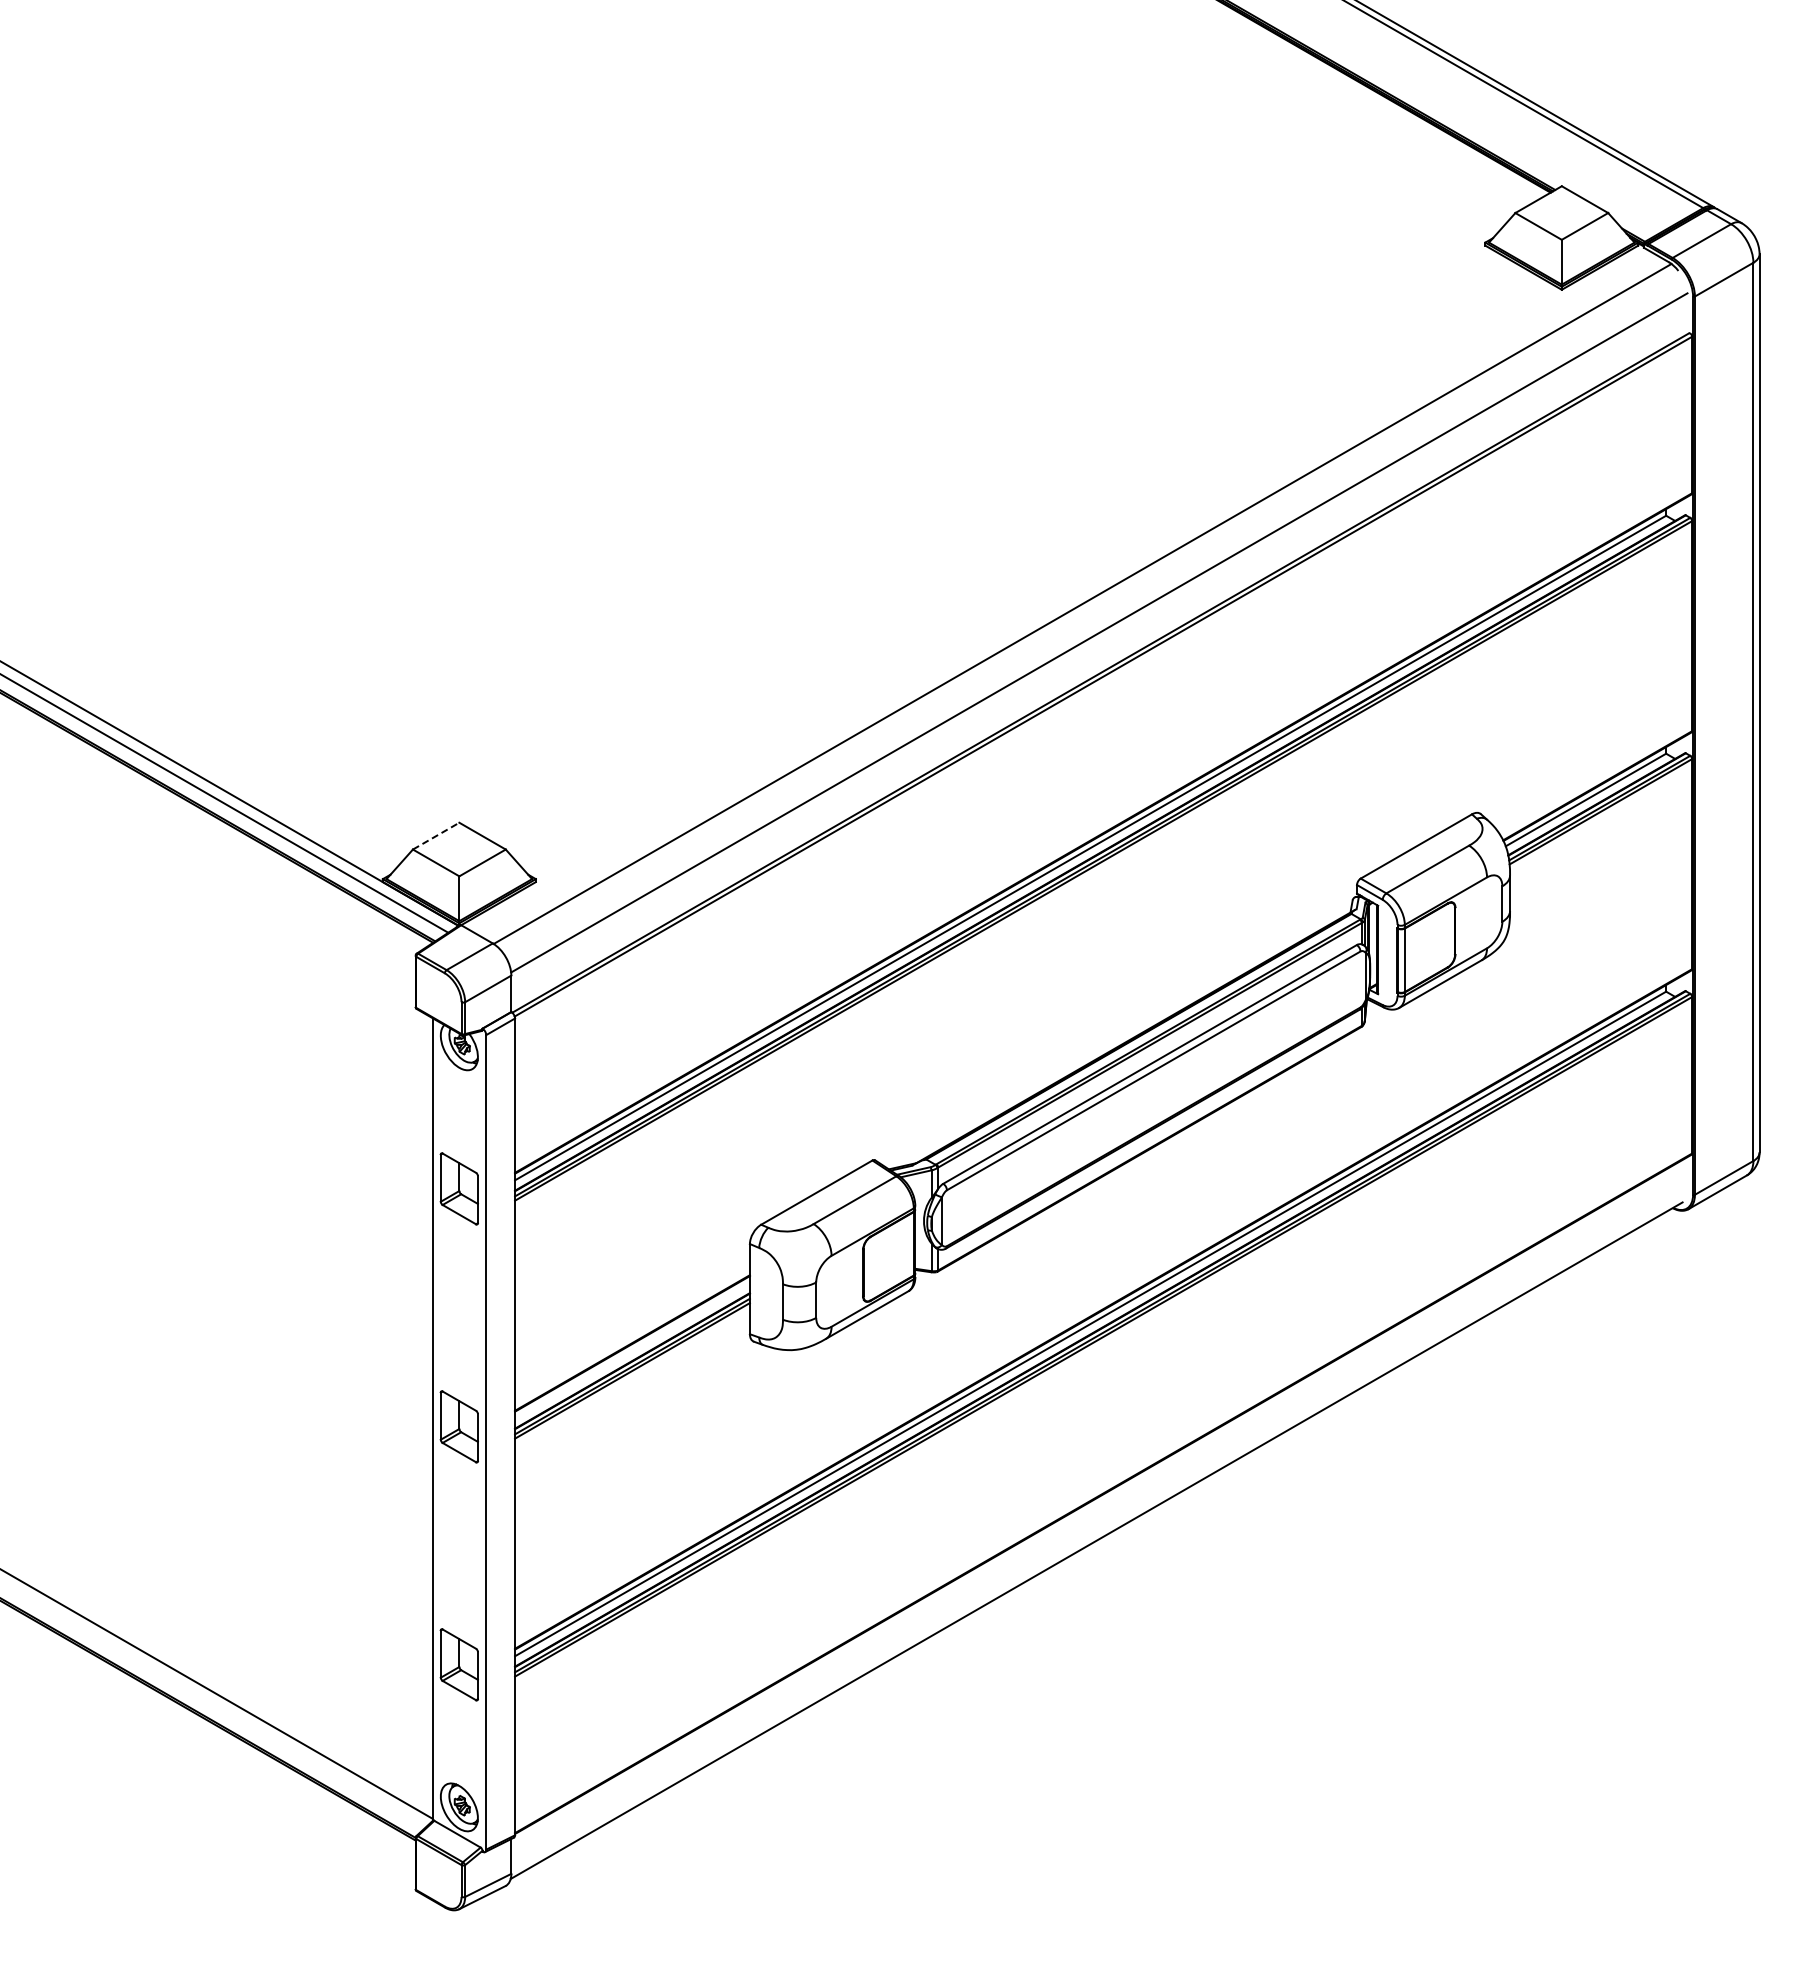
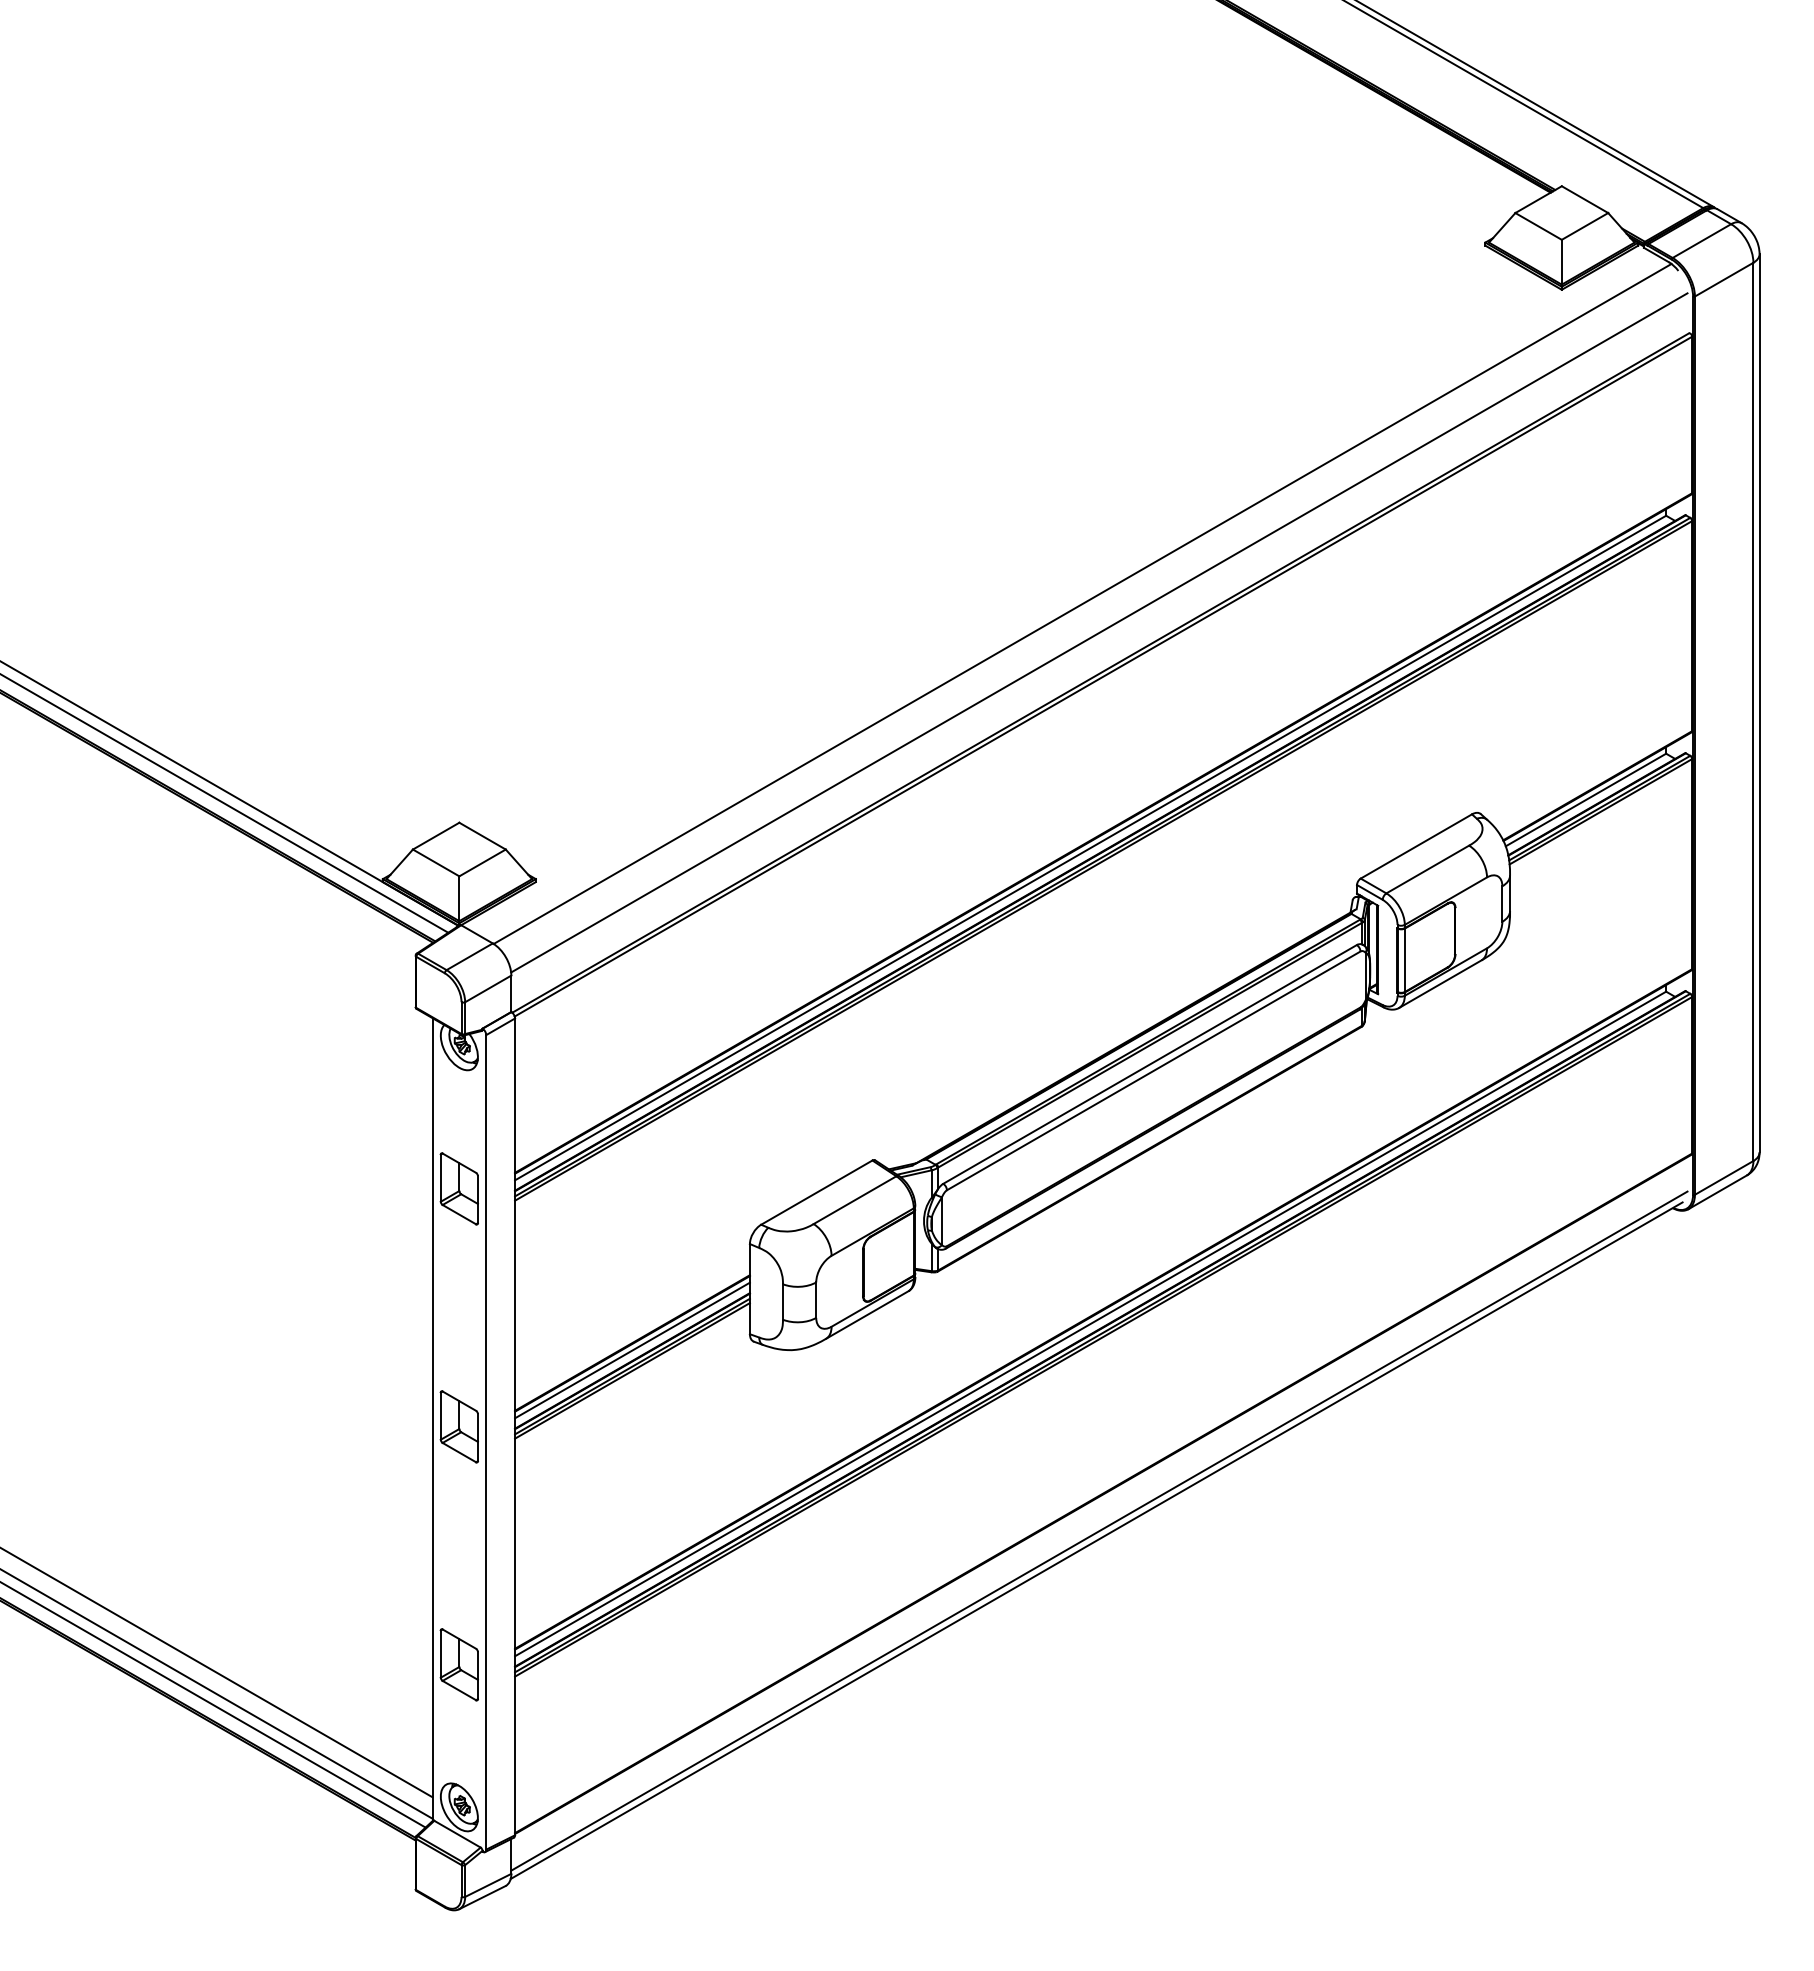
line: dashed -> solid (436, 836)
line: none -> present (632, 1350)
line: none -> present (1099, 1530)
line: none -> present (217, 1673)
line: none -> present (213, 1705)
